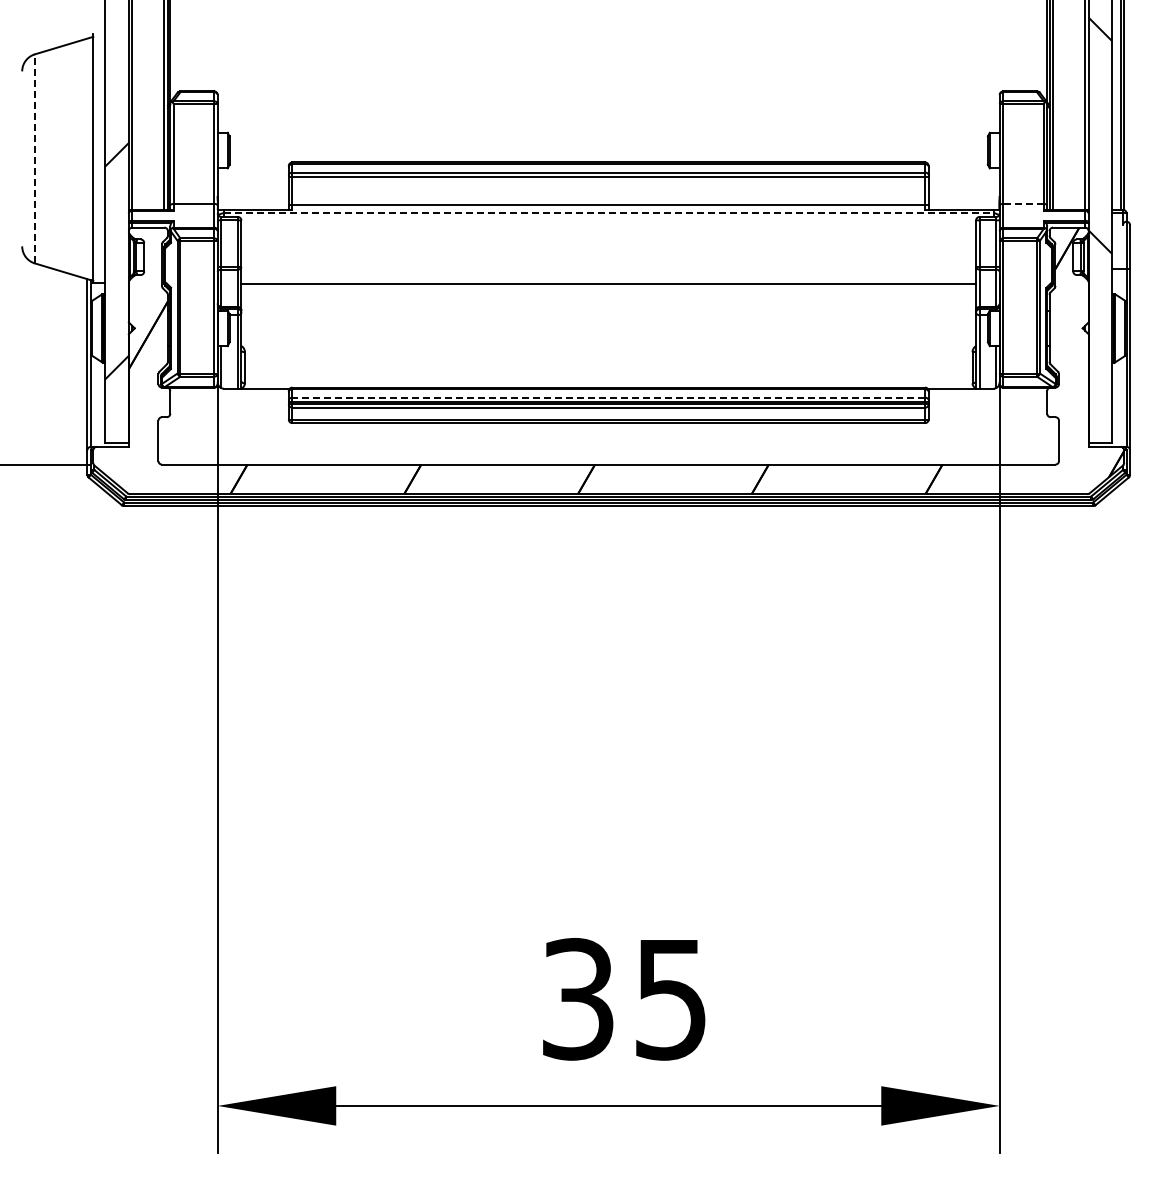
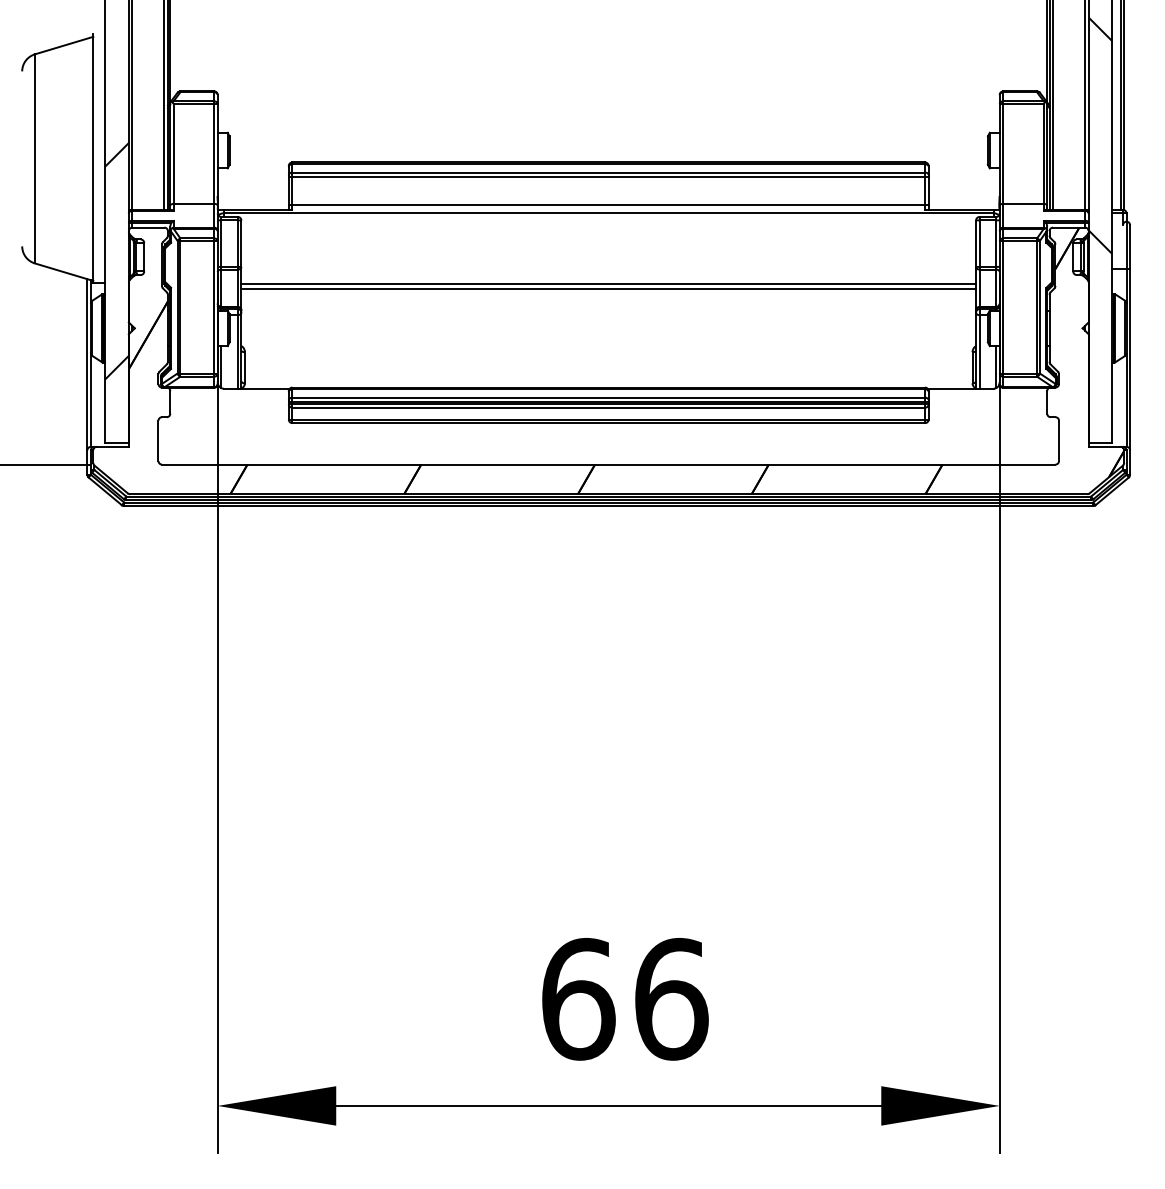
line: dashed -> solid (34, 158)
line: dashed -> solid (1022, 203)
line: dashed -> solid (609, 213)
line: none -> present (608, 288)
line: dashed -> solid (608, 397)
text: 35 -> 66 (625, 999)
